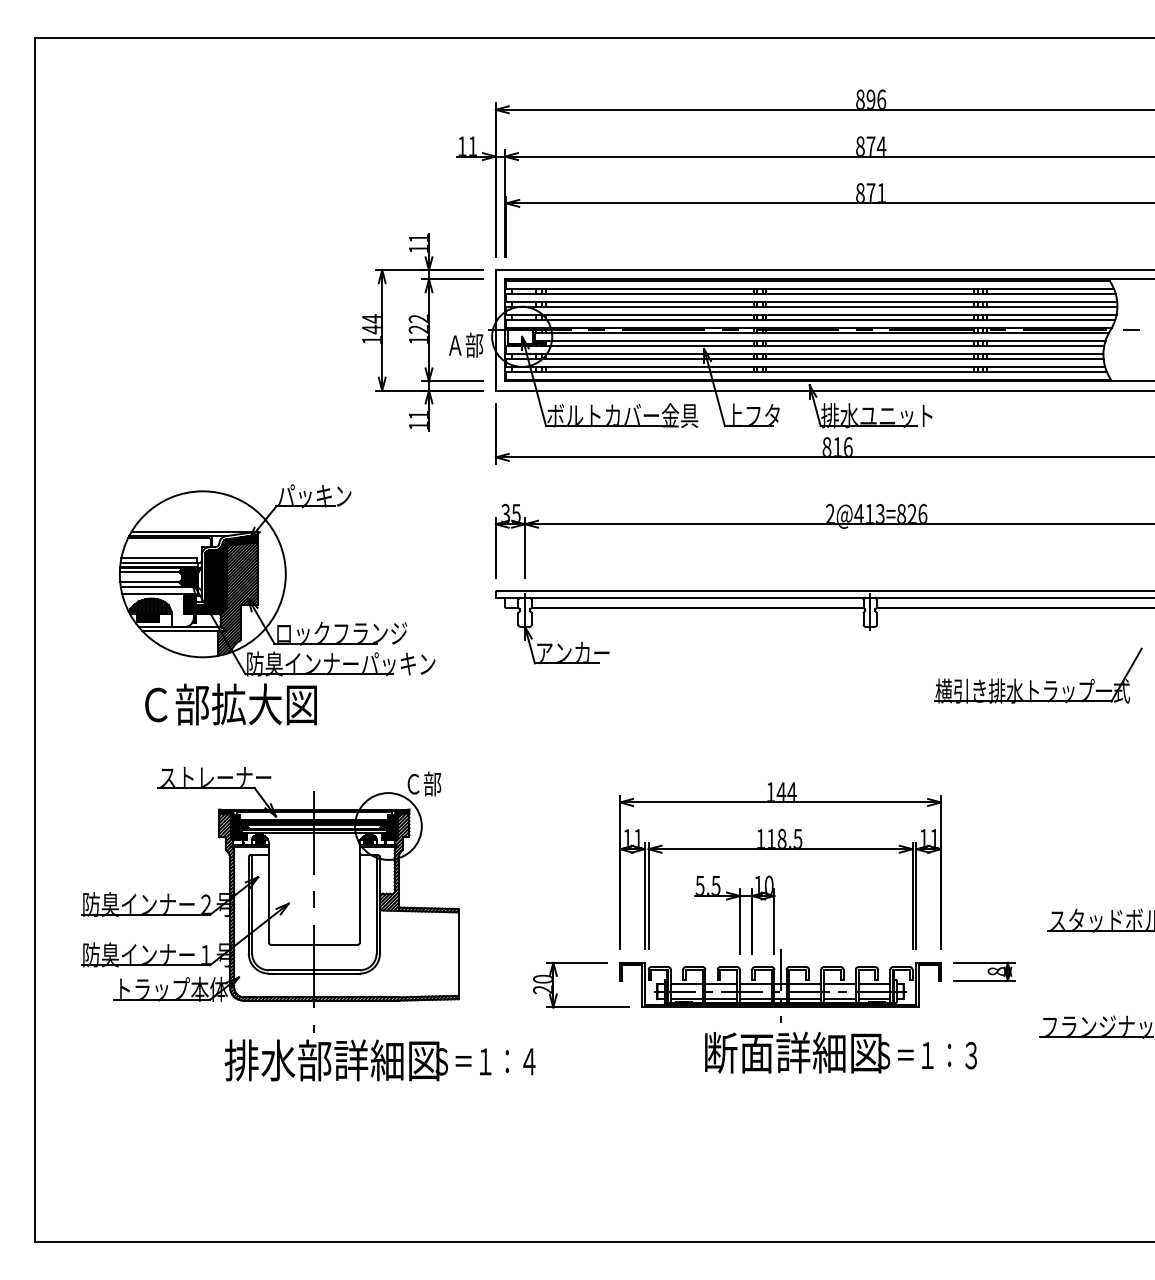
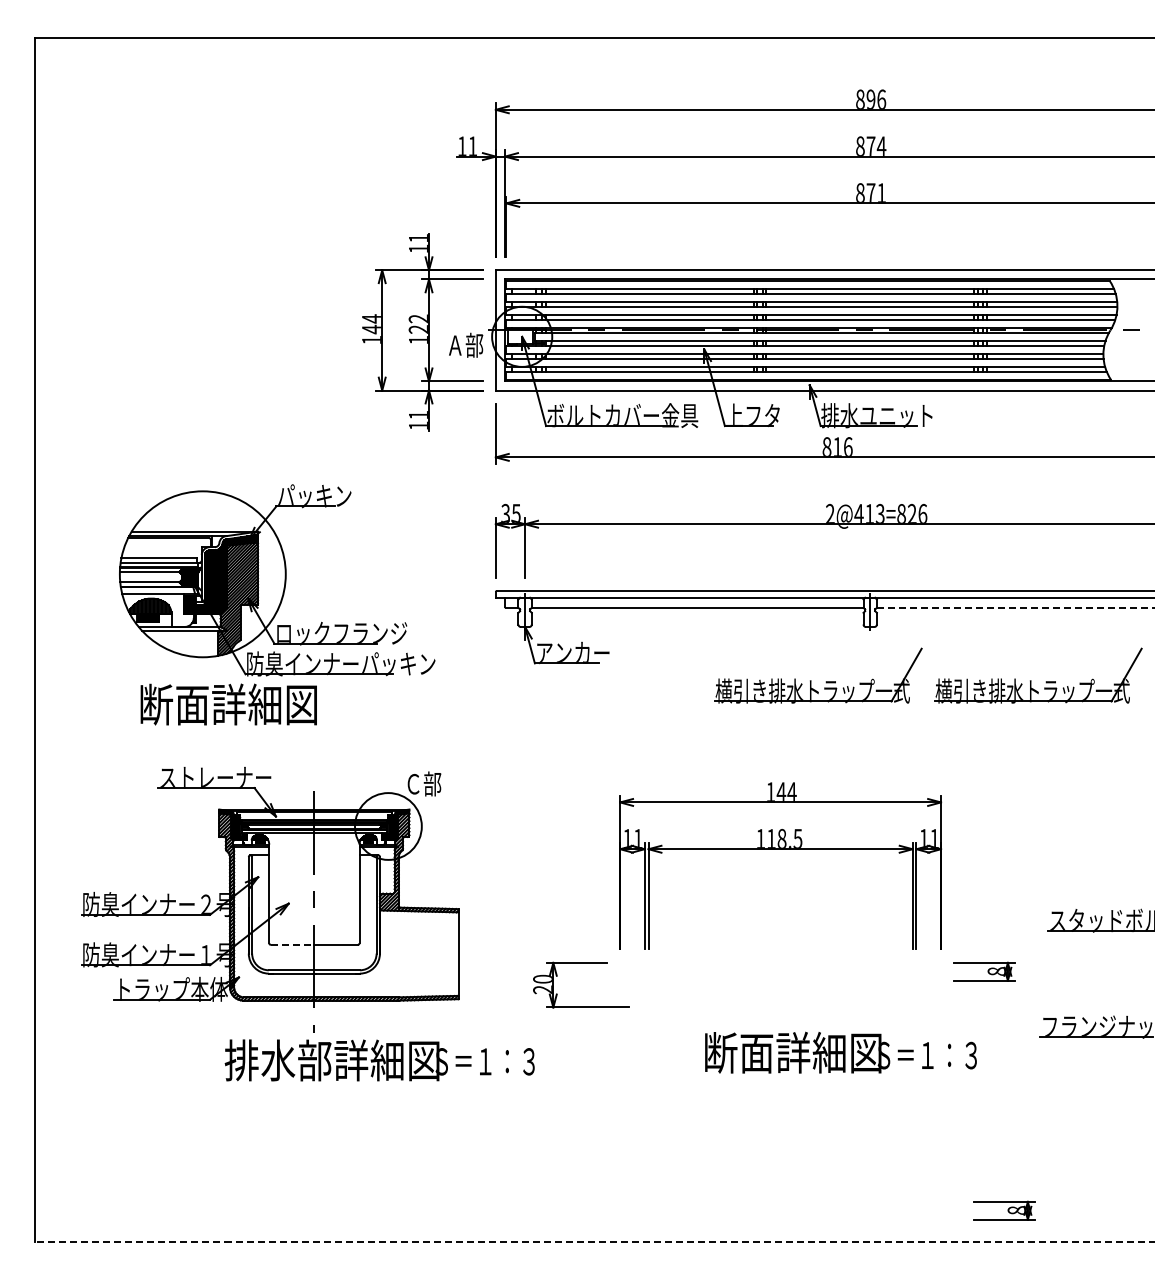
line: solid -> dashed (1015, 607)
part: none -> present (811, 680)
text: Ｃ部拡大図 -> 断面詳細図 (210, 704)
line: solid -> dashed (292, 944)
part: present -> none (780, 948)
text: Ｓ＝１：４ -> Ｓ＝１：３ (529, 1061)
part: none -> present (1004, 1210)
line: solid -> dashed (594, 1241)
